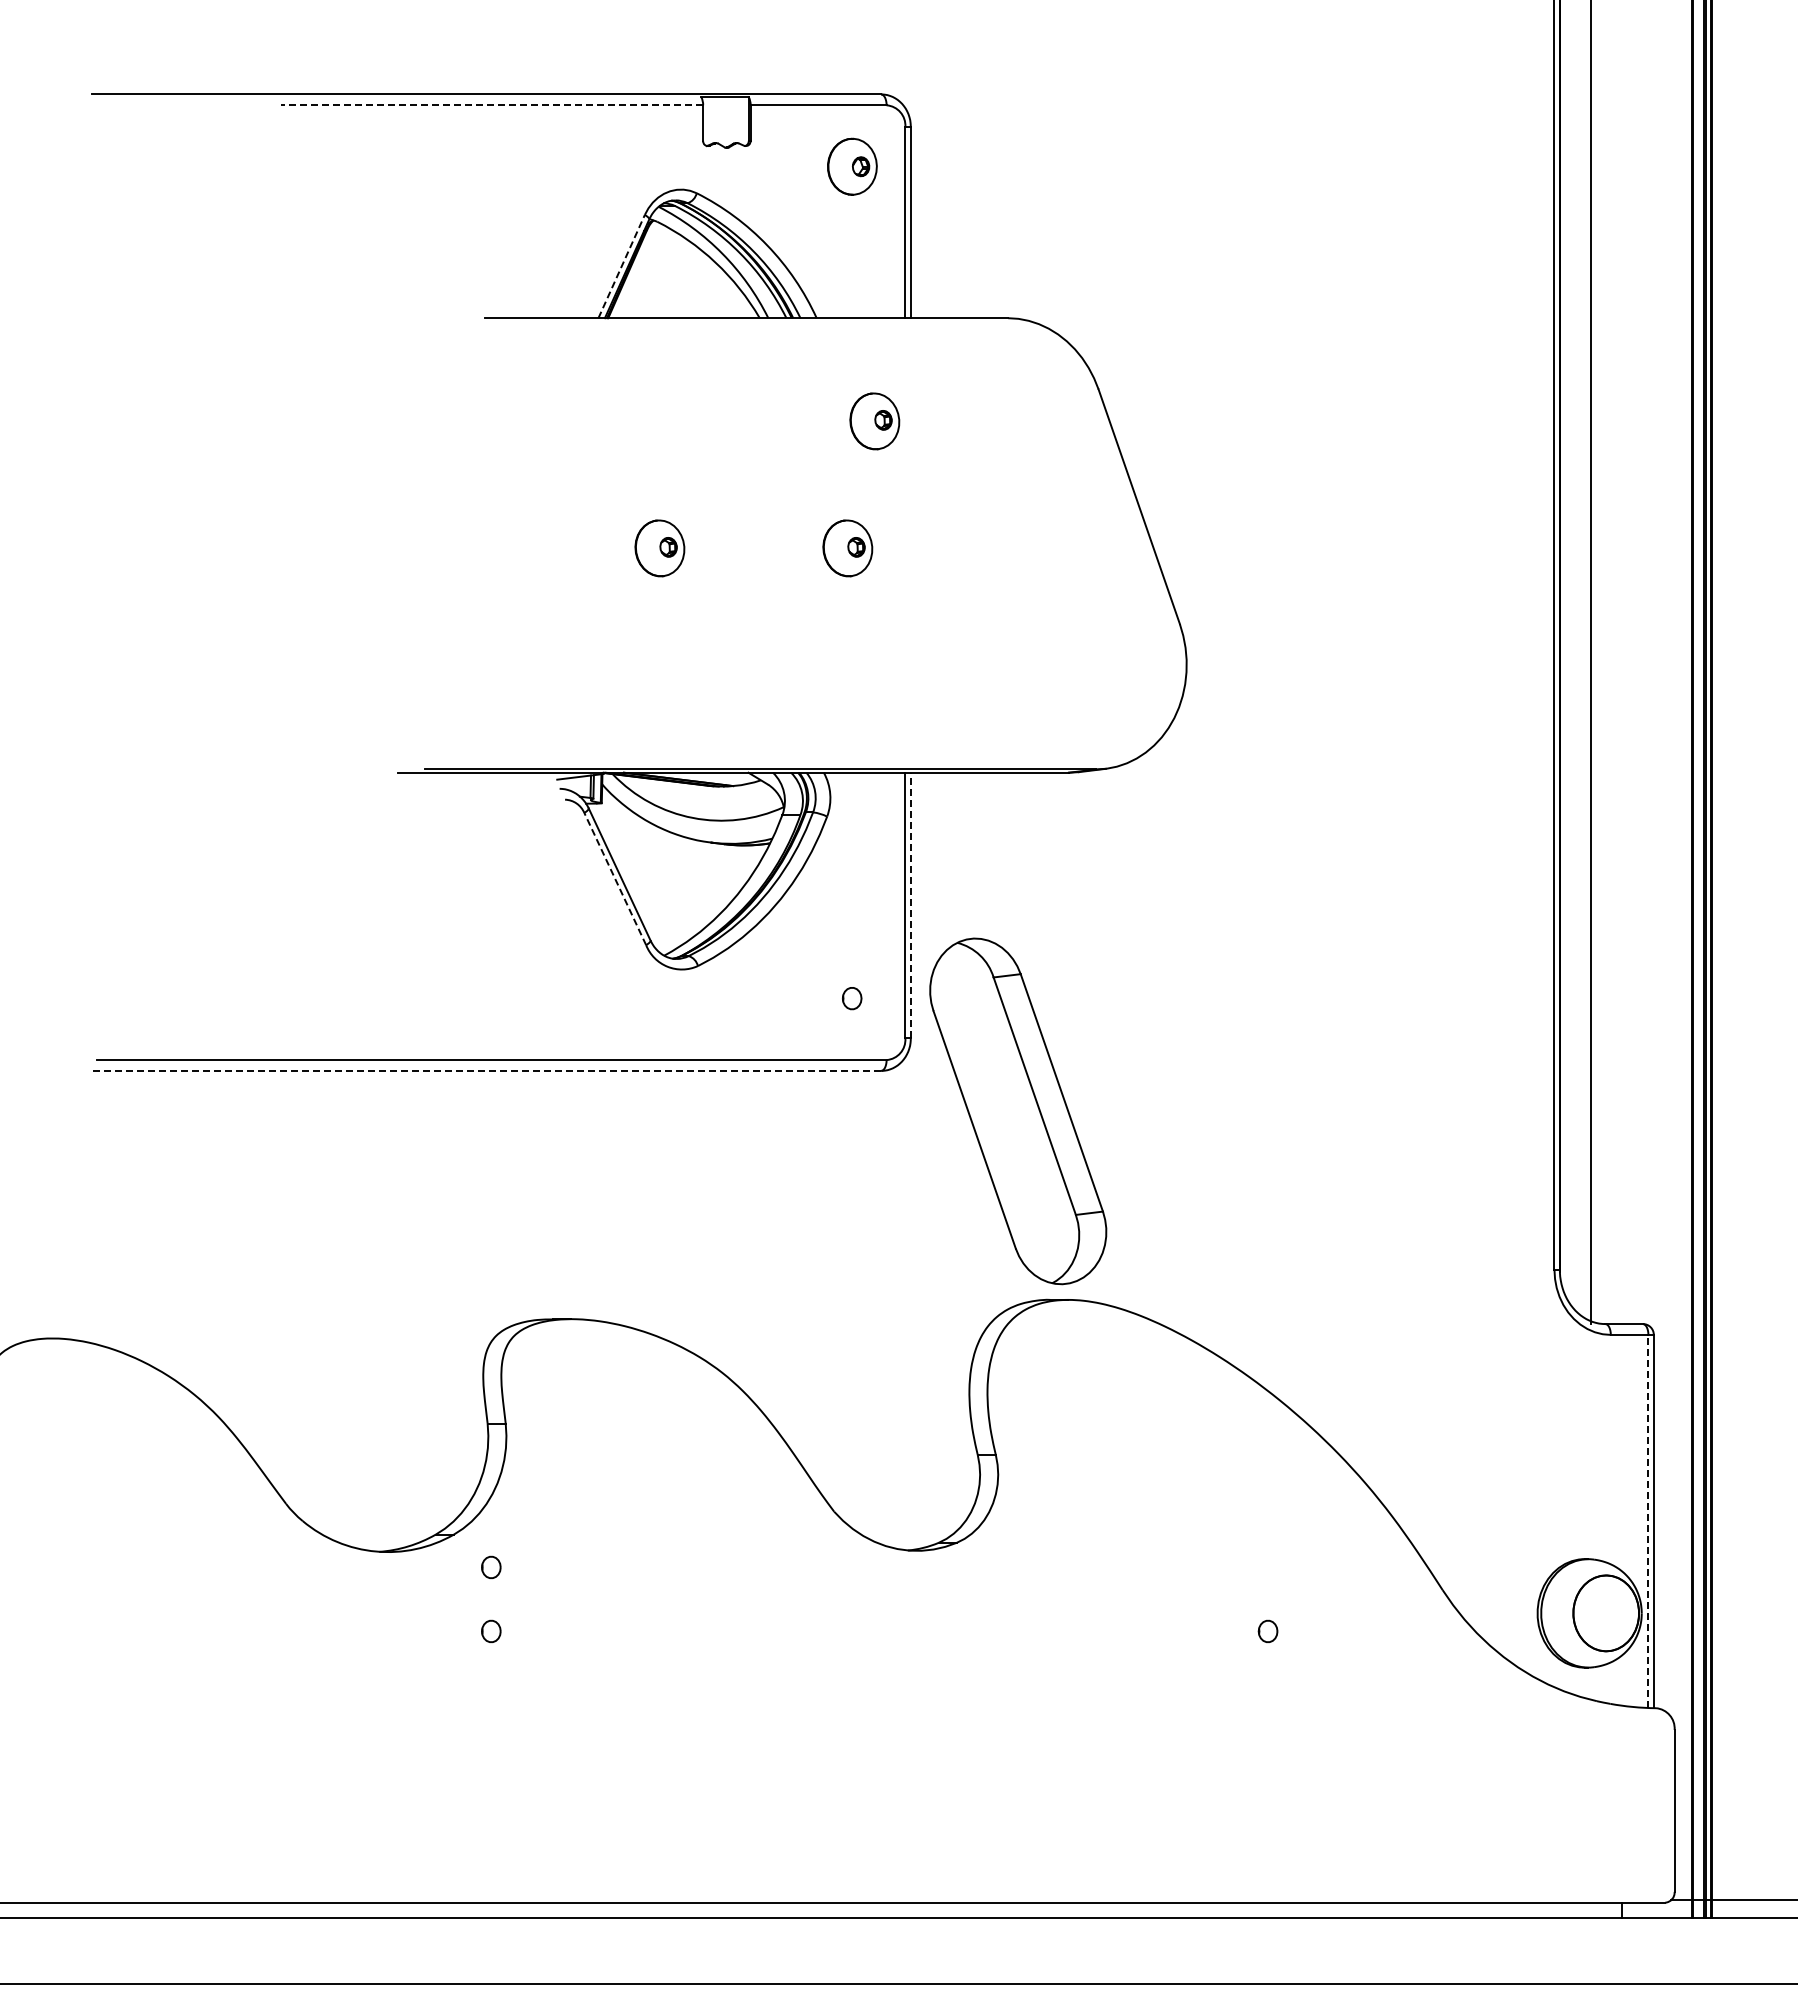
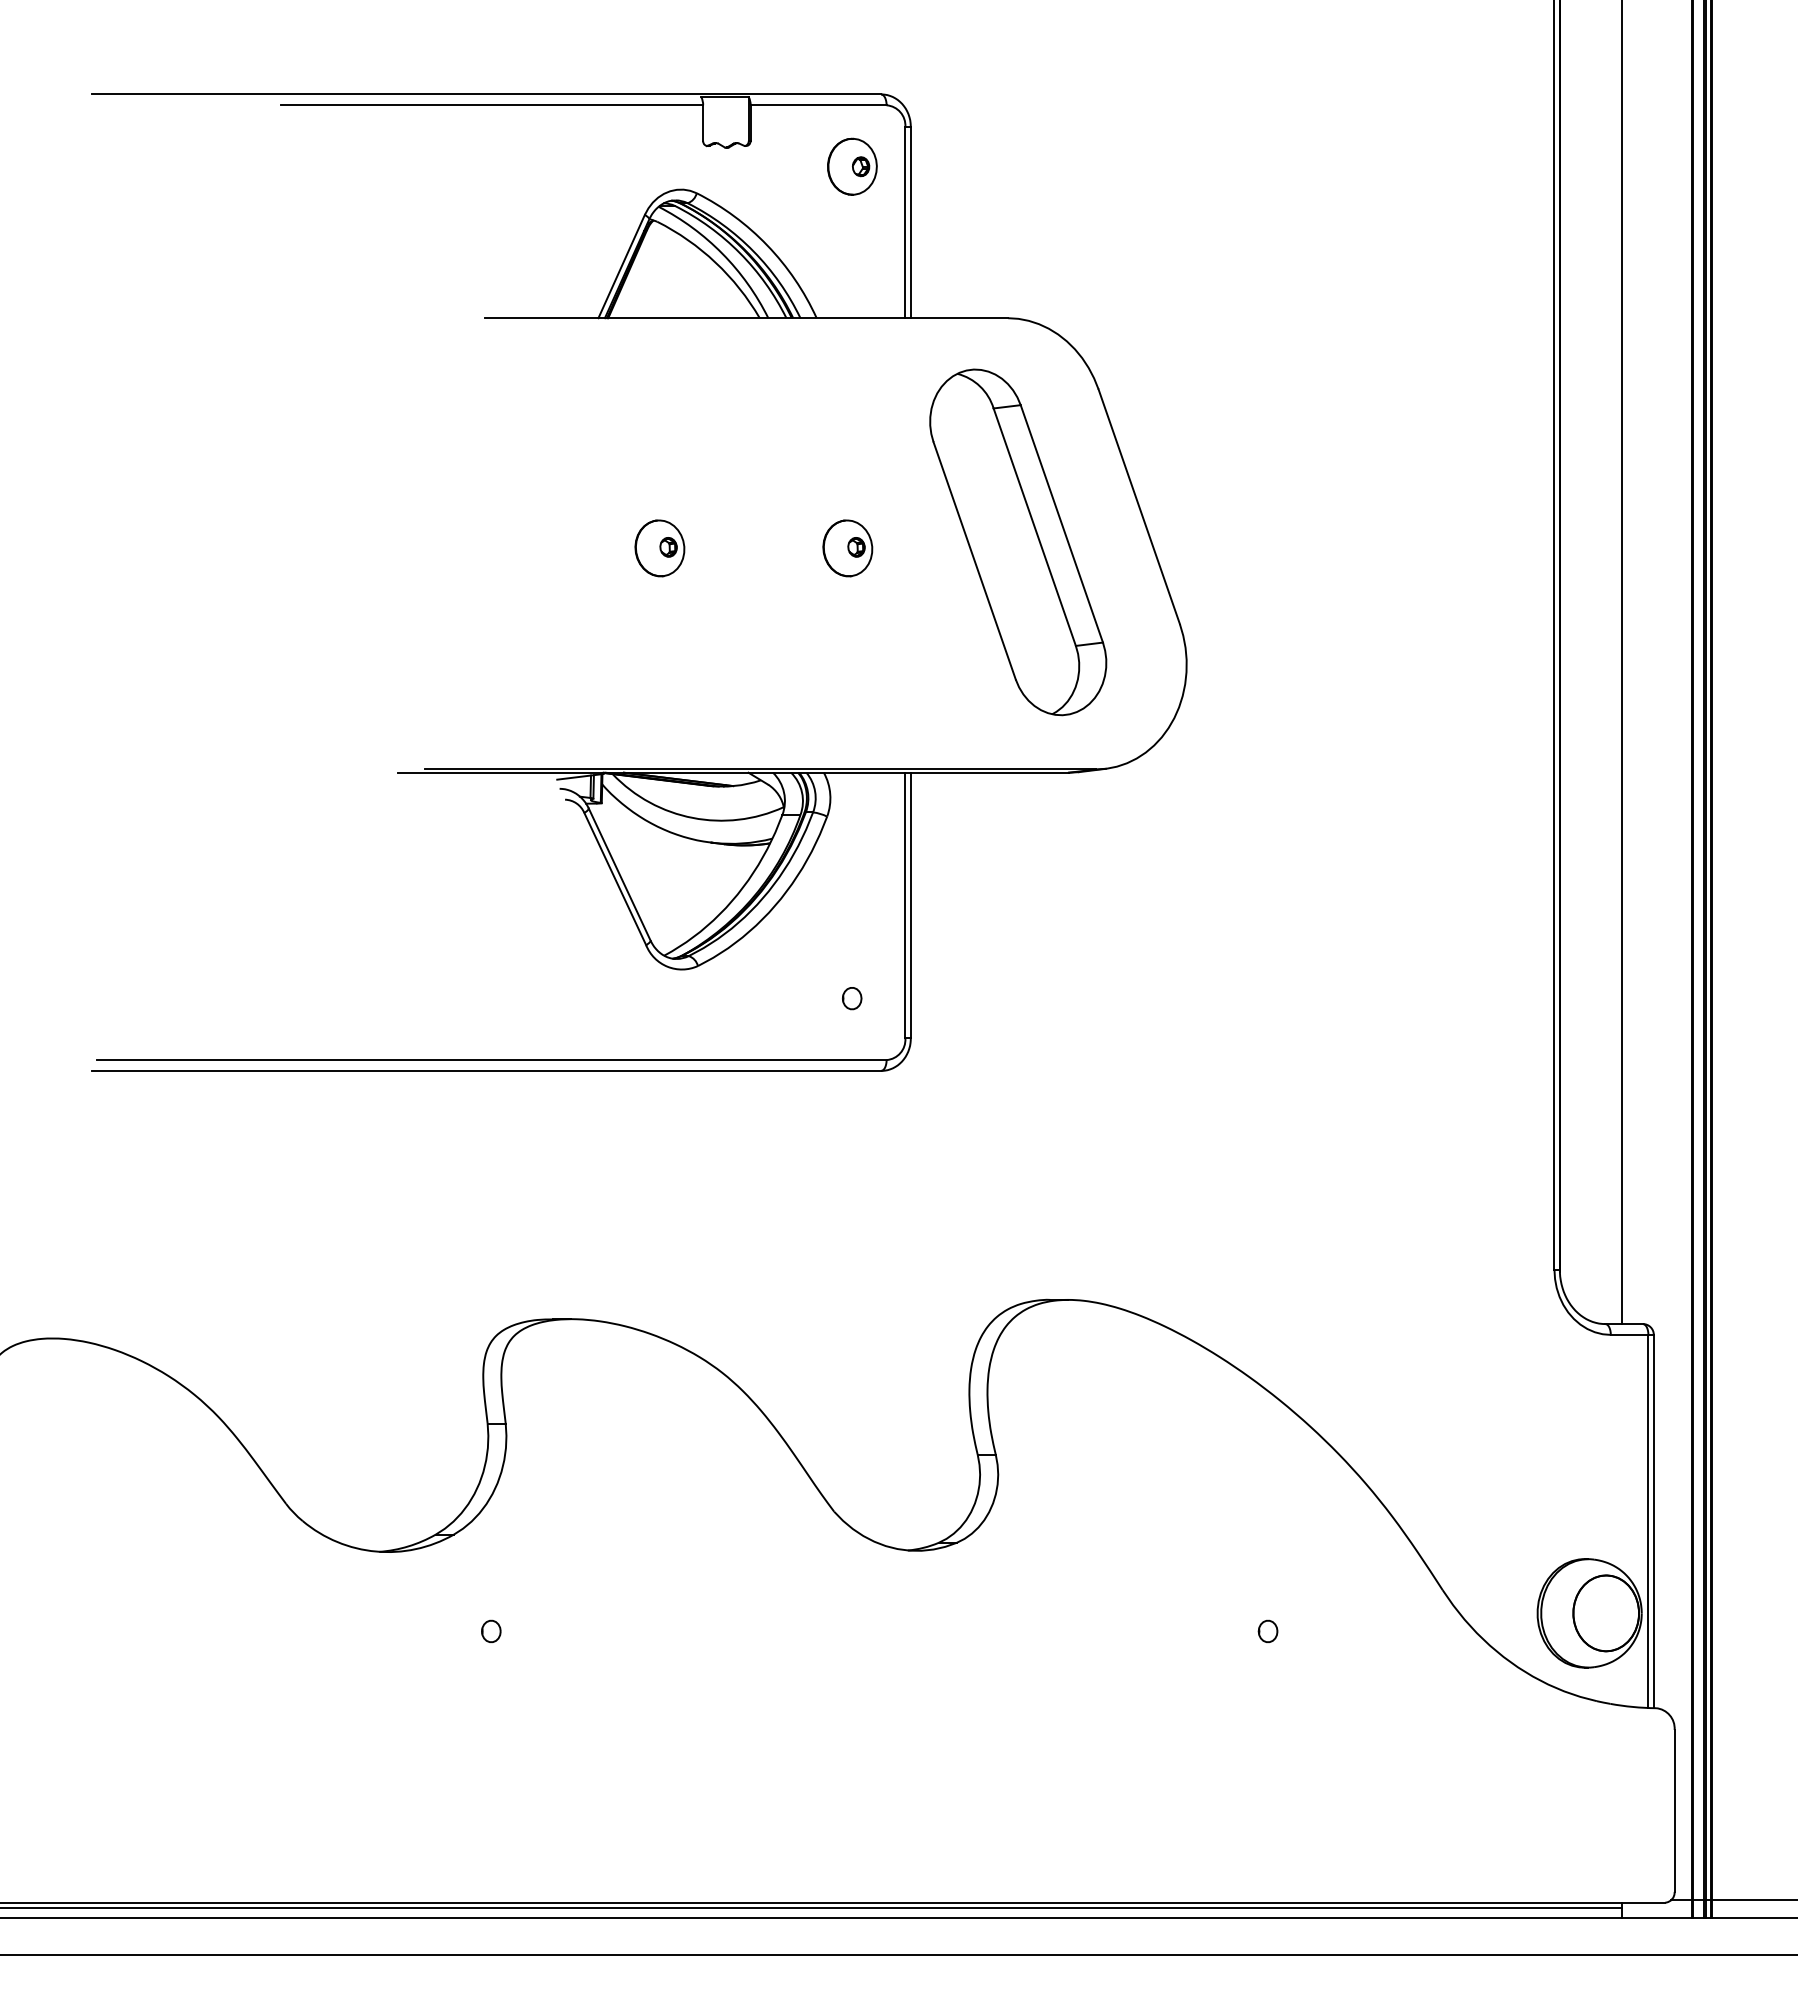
line: dashed -> solid (491, 105)
line: dashed -> solid (621, 266)
part: present -> none (874, 421)
line position: (1590, 663) -> (1621, 663) (1621, 663)
line: dashed -> solid (615, 879)
line: dashed -> solid (910, 905)
line: dashed -> solid (486, 1070)
part position: (1018, 1111) -> (1018, 542) (1018, 542)
line: dashed -> solid (1648, 1521)
part: present -> none (491, 1566)
line: none -> present (811, 1907)
line position: (898, 1983) -> (898, 1954) (898, 1954)
